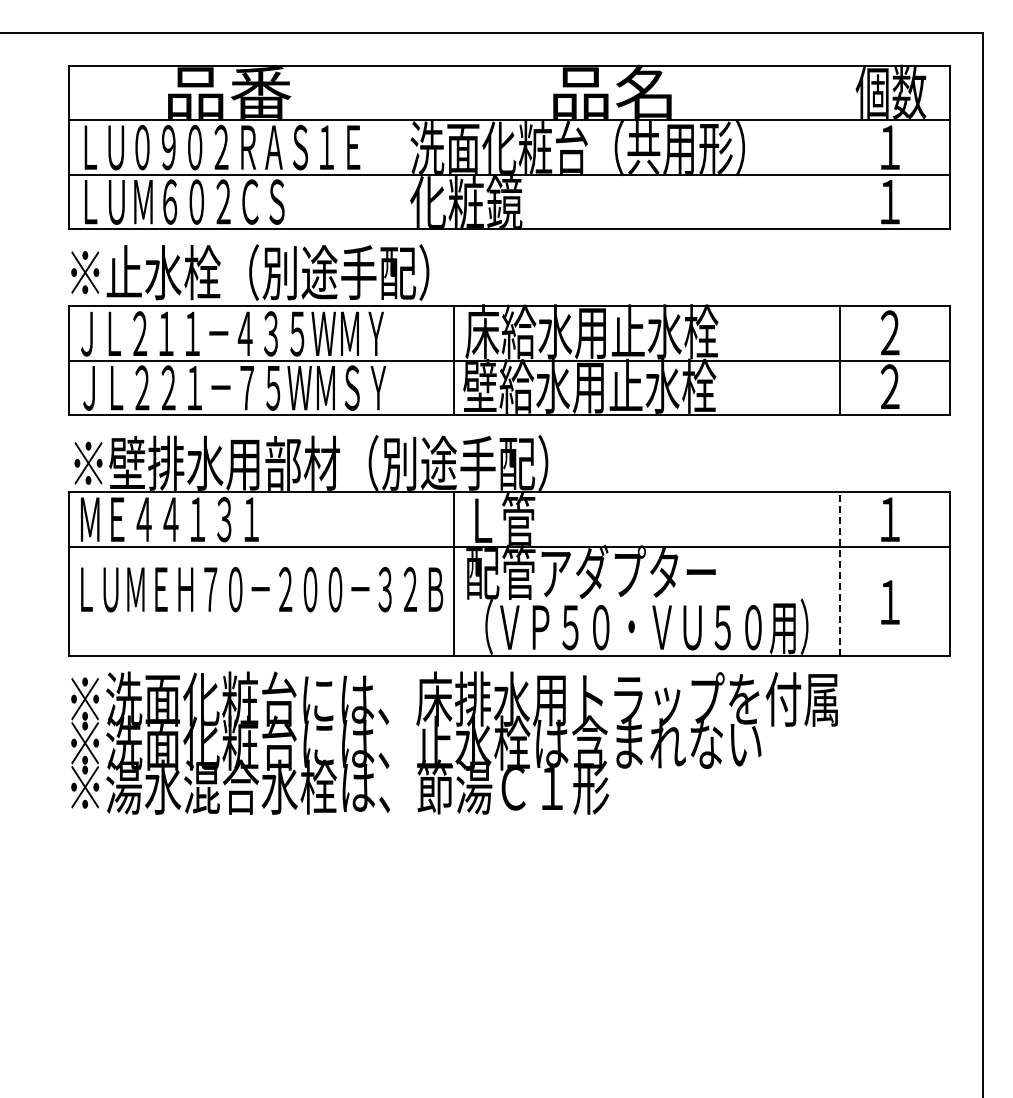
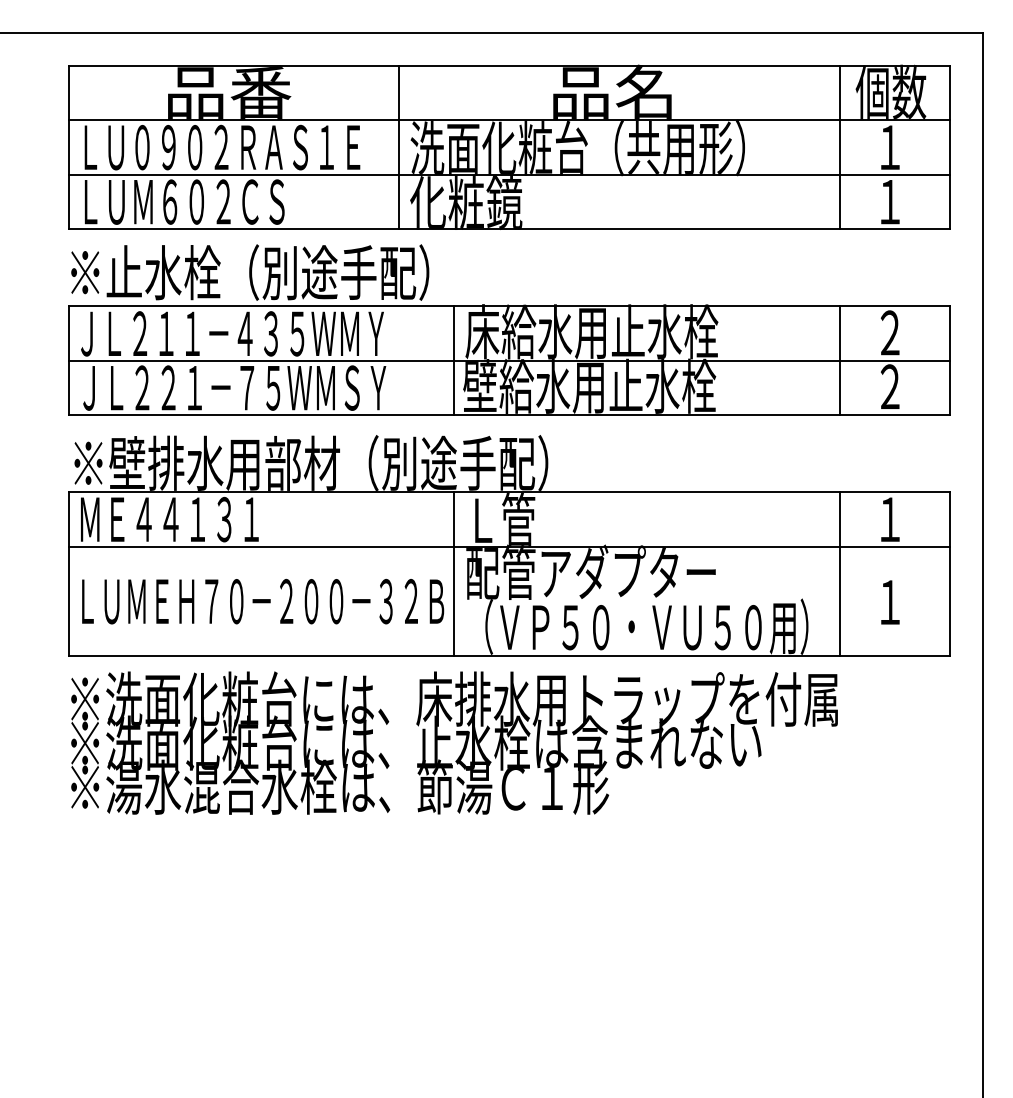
line: none -> present (399, 147)
line: none -> present (839, 147)
line: dashed -> solid (839, 574)
text position: (262, 589) -> (263, 601) (263, 601)
